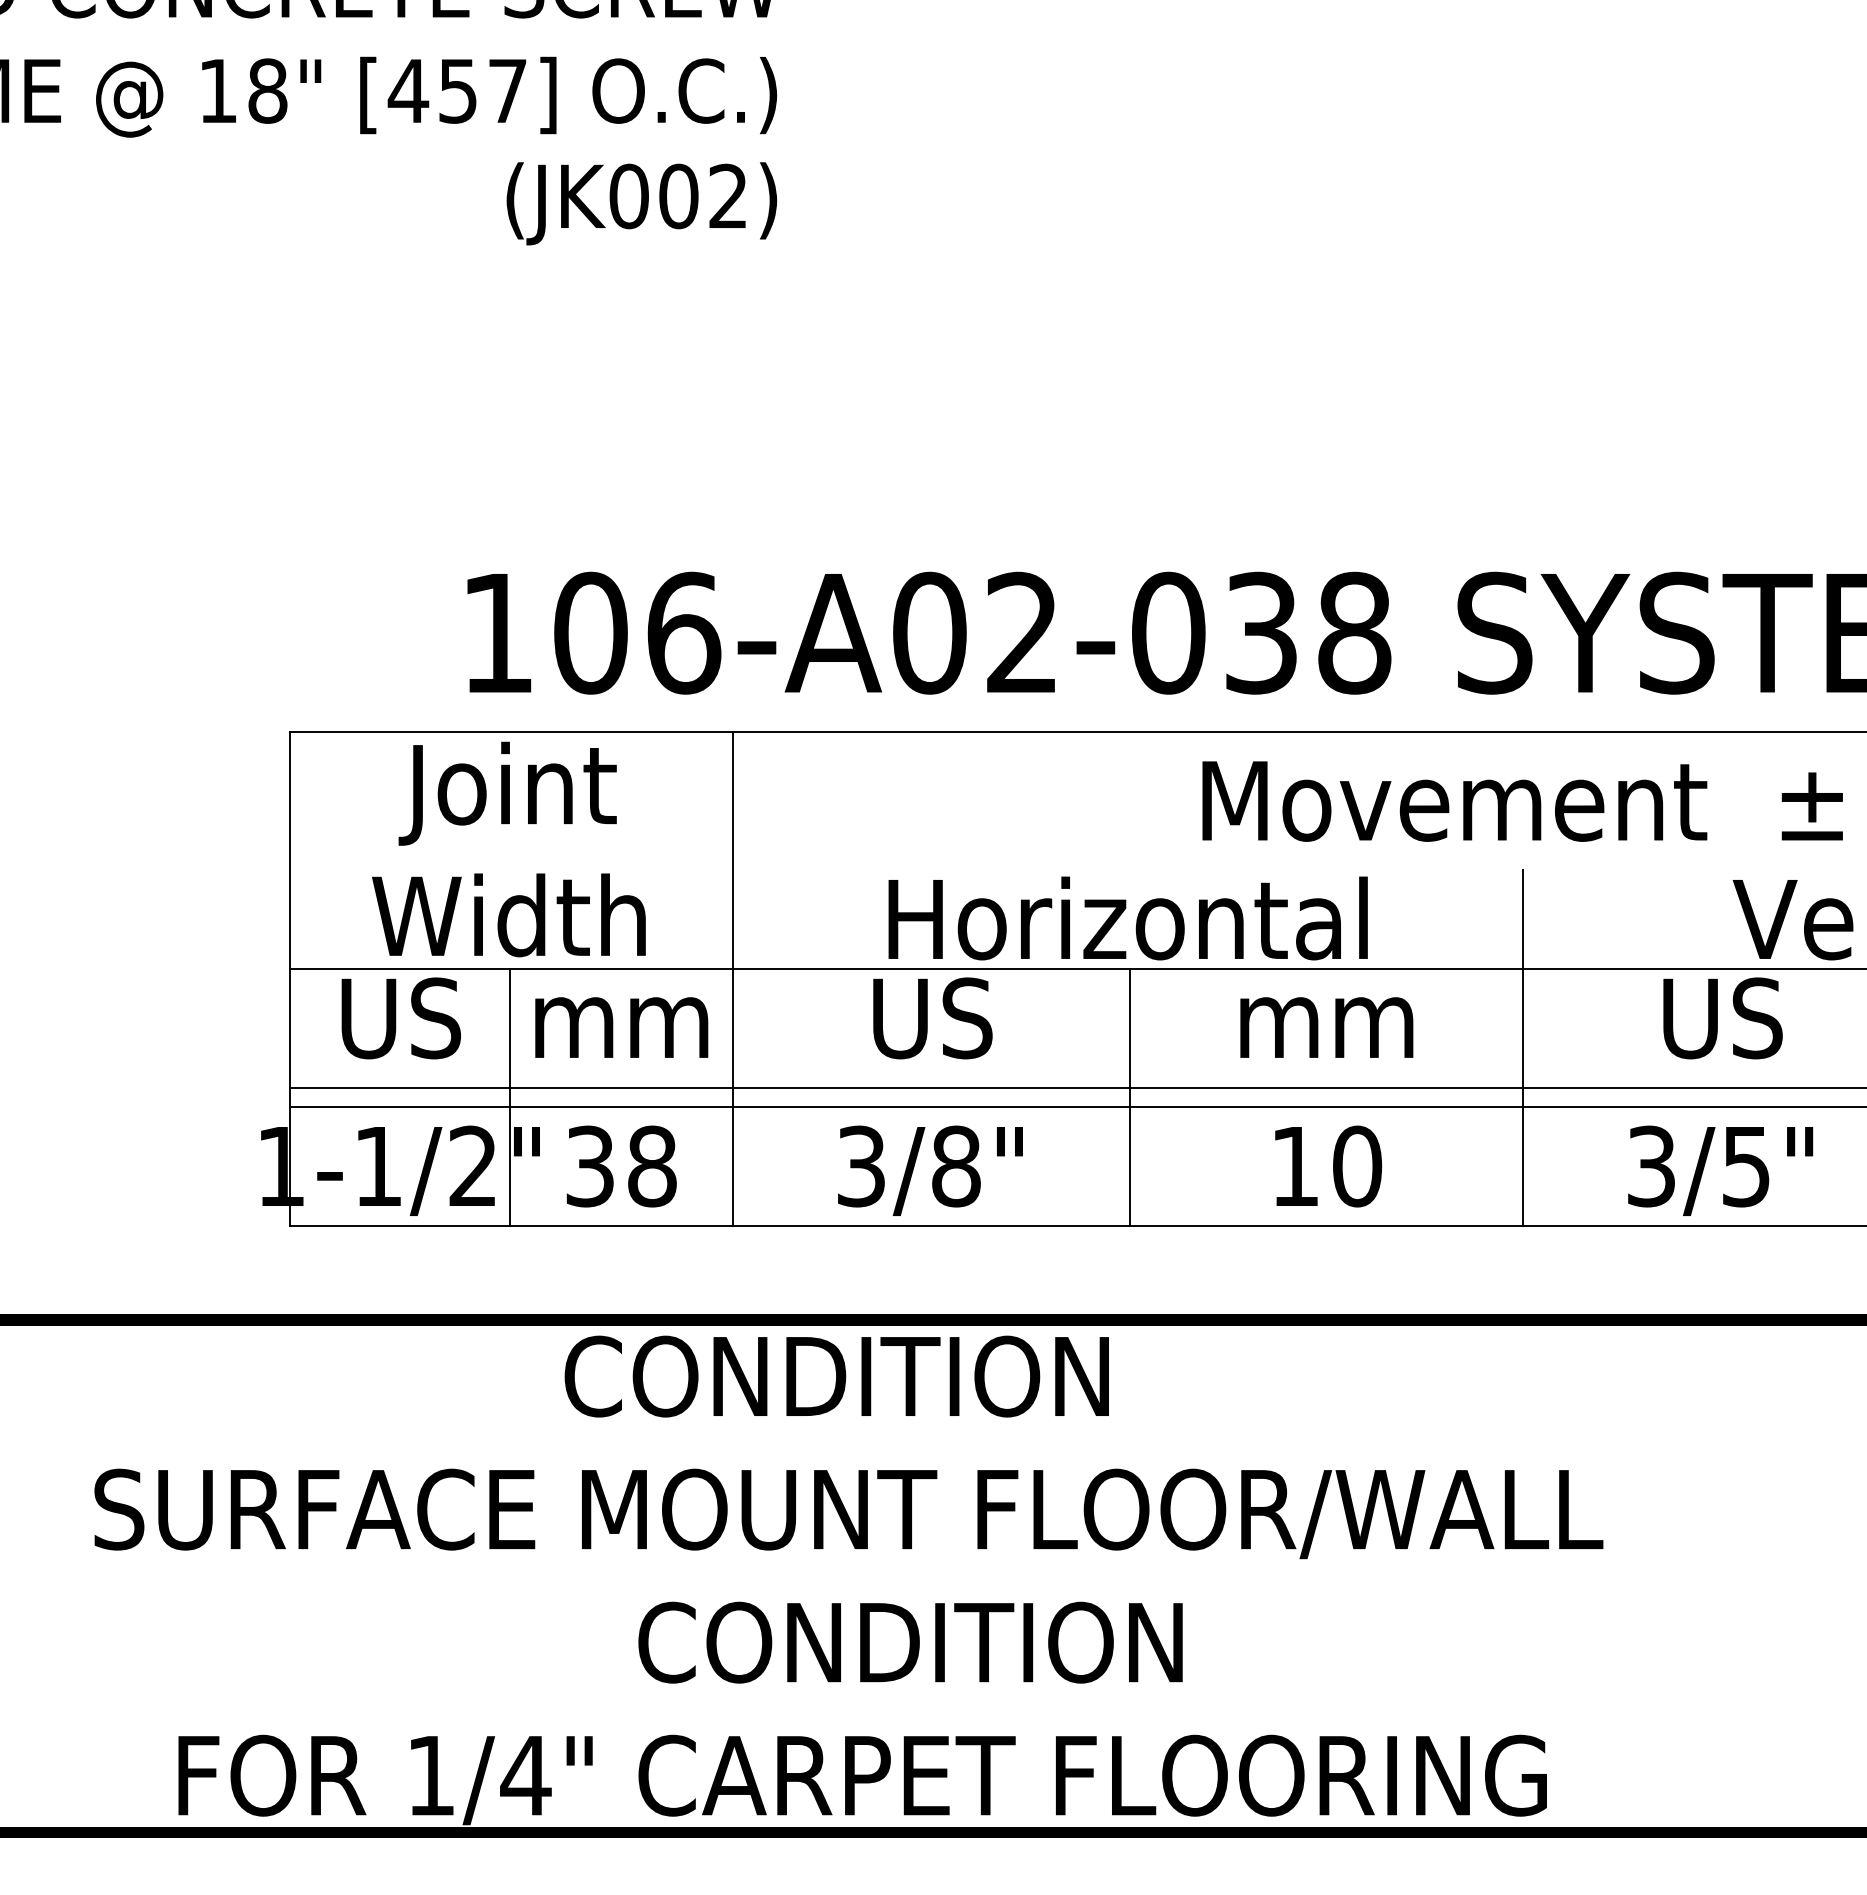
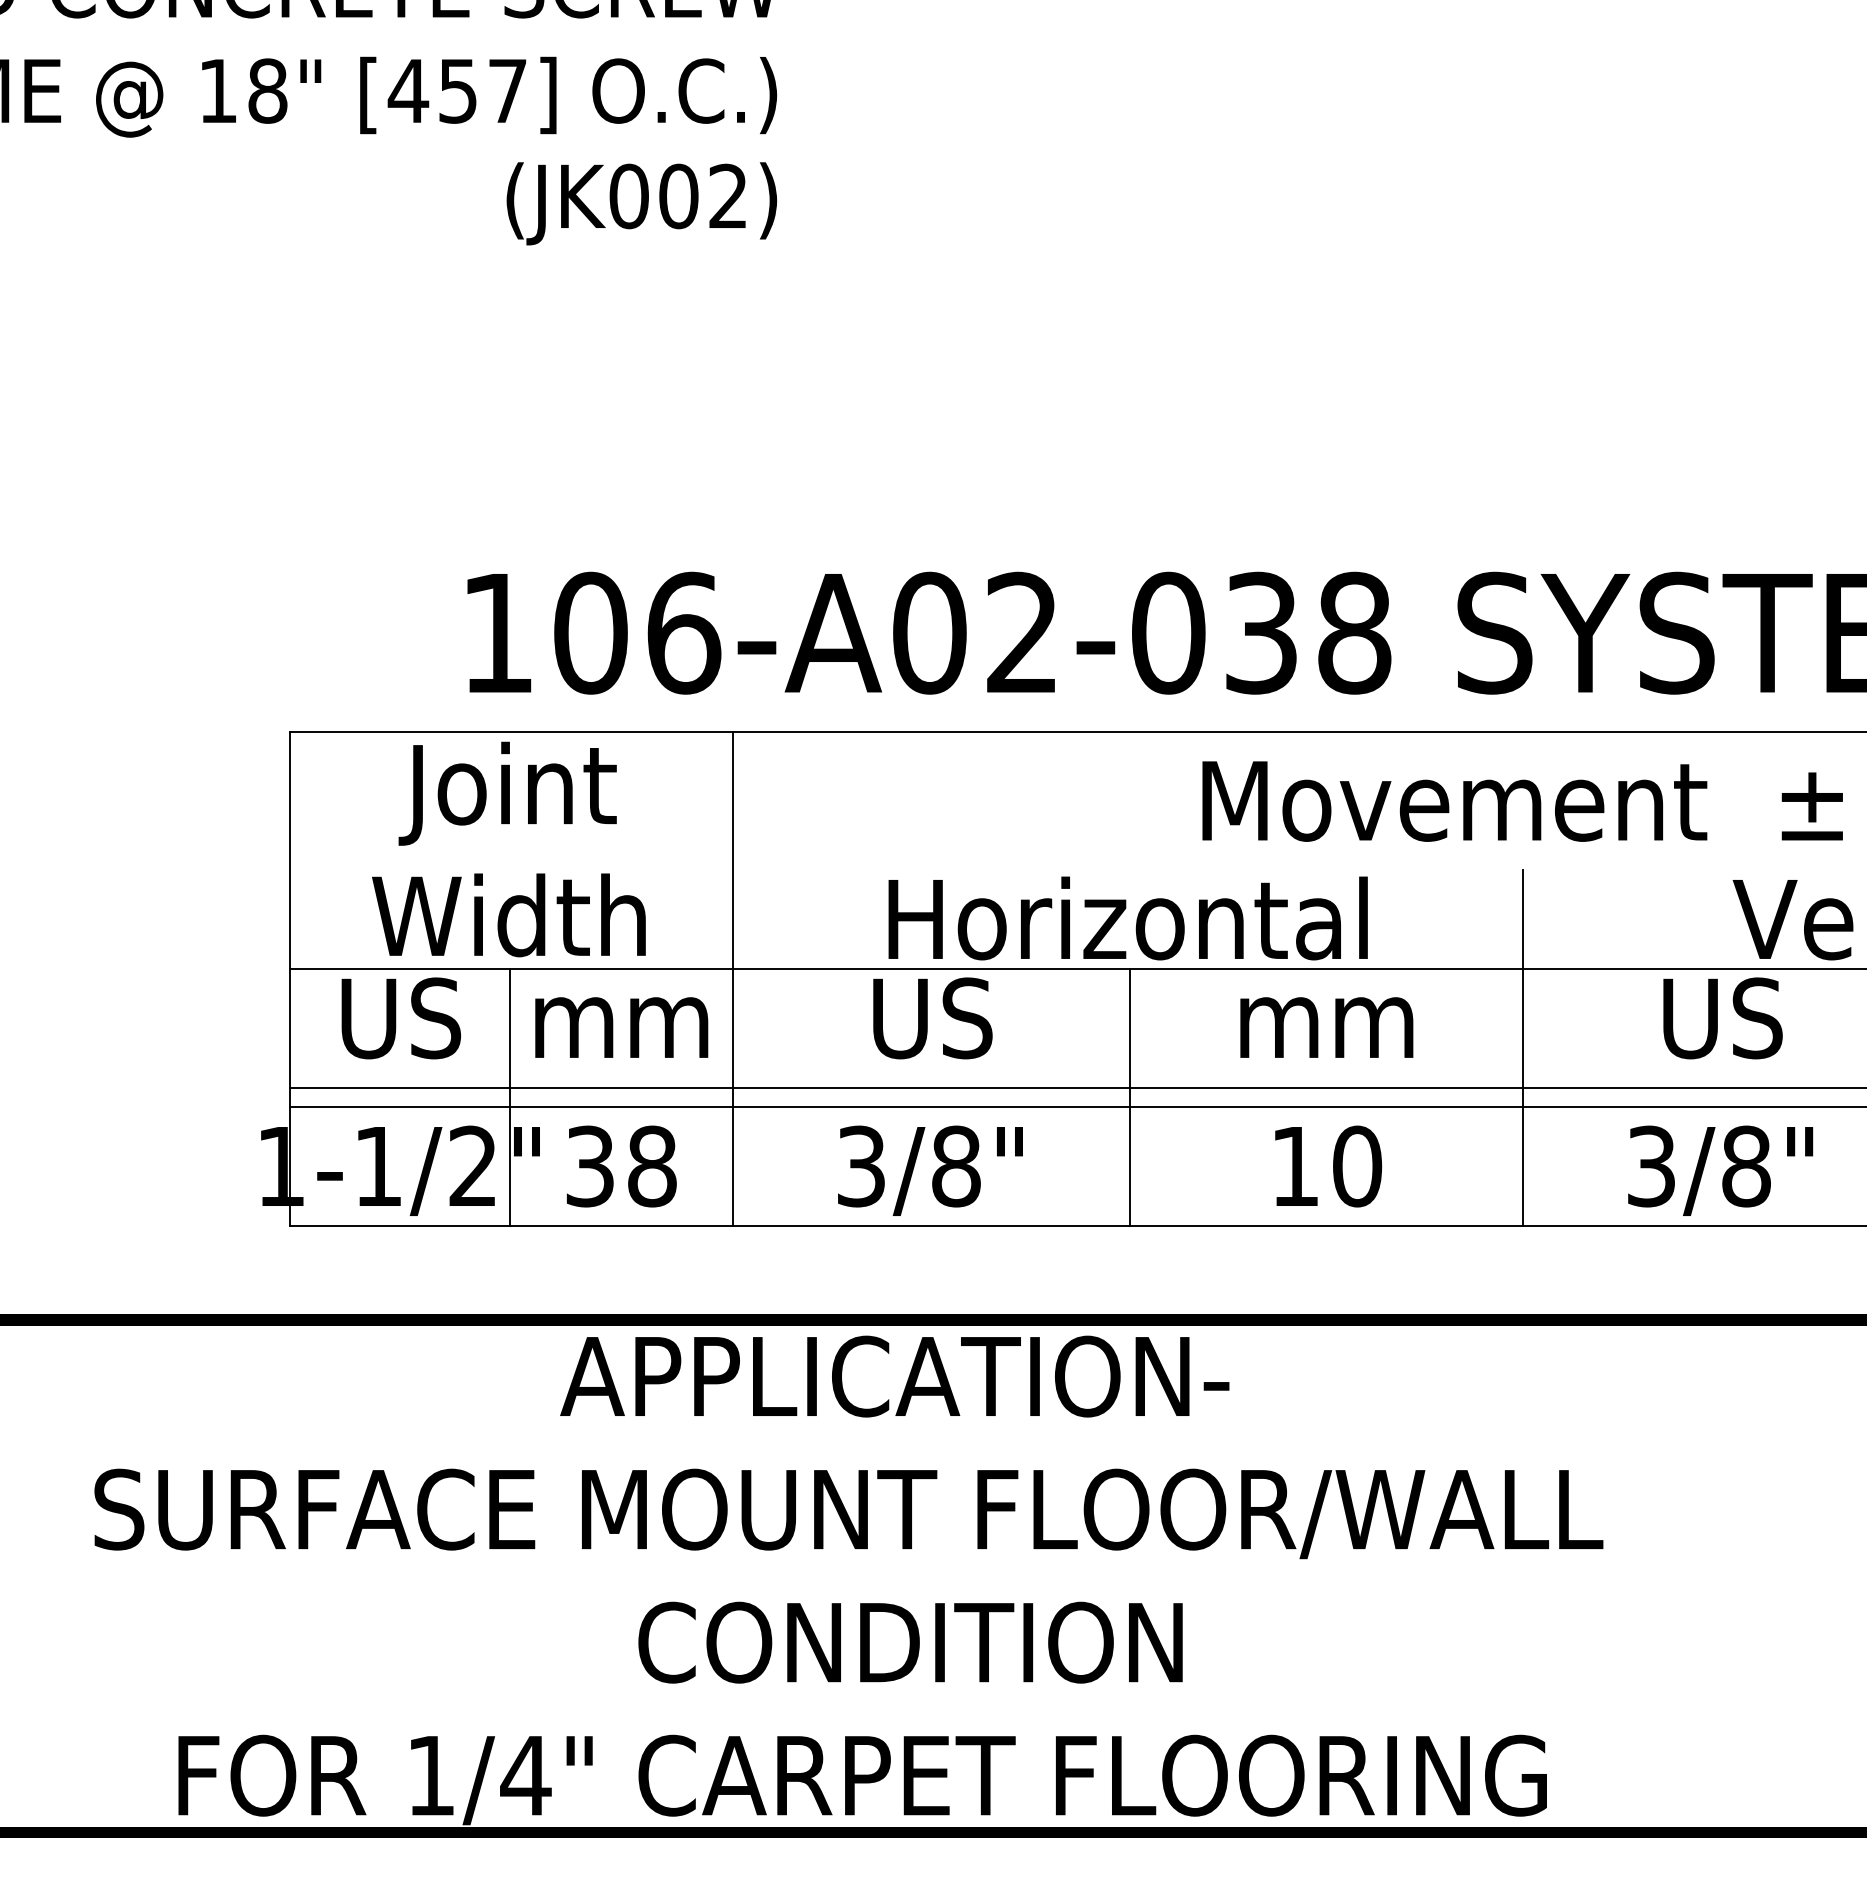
text: 3/5" -> 3/8" (1746, 1166)
text: CONDITION -> APPLICATION- (894, 1376)
